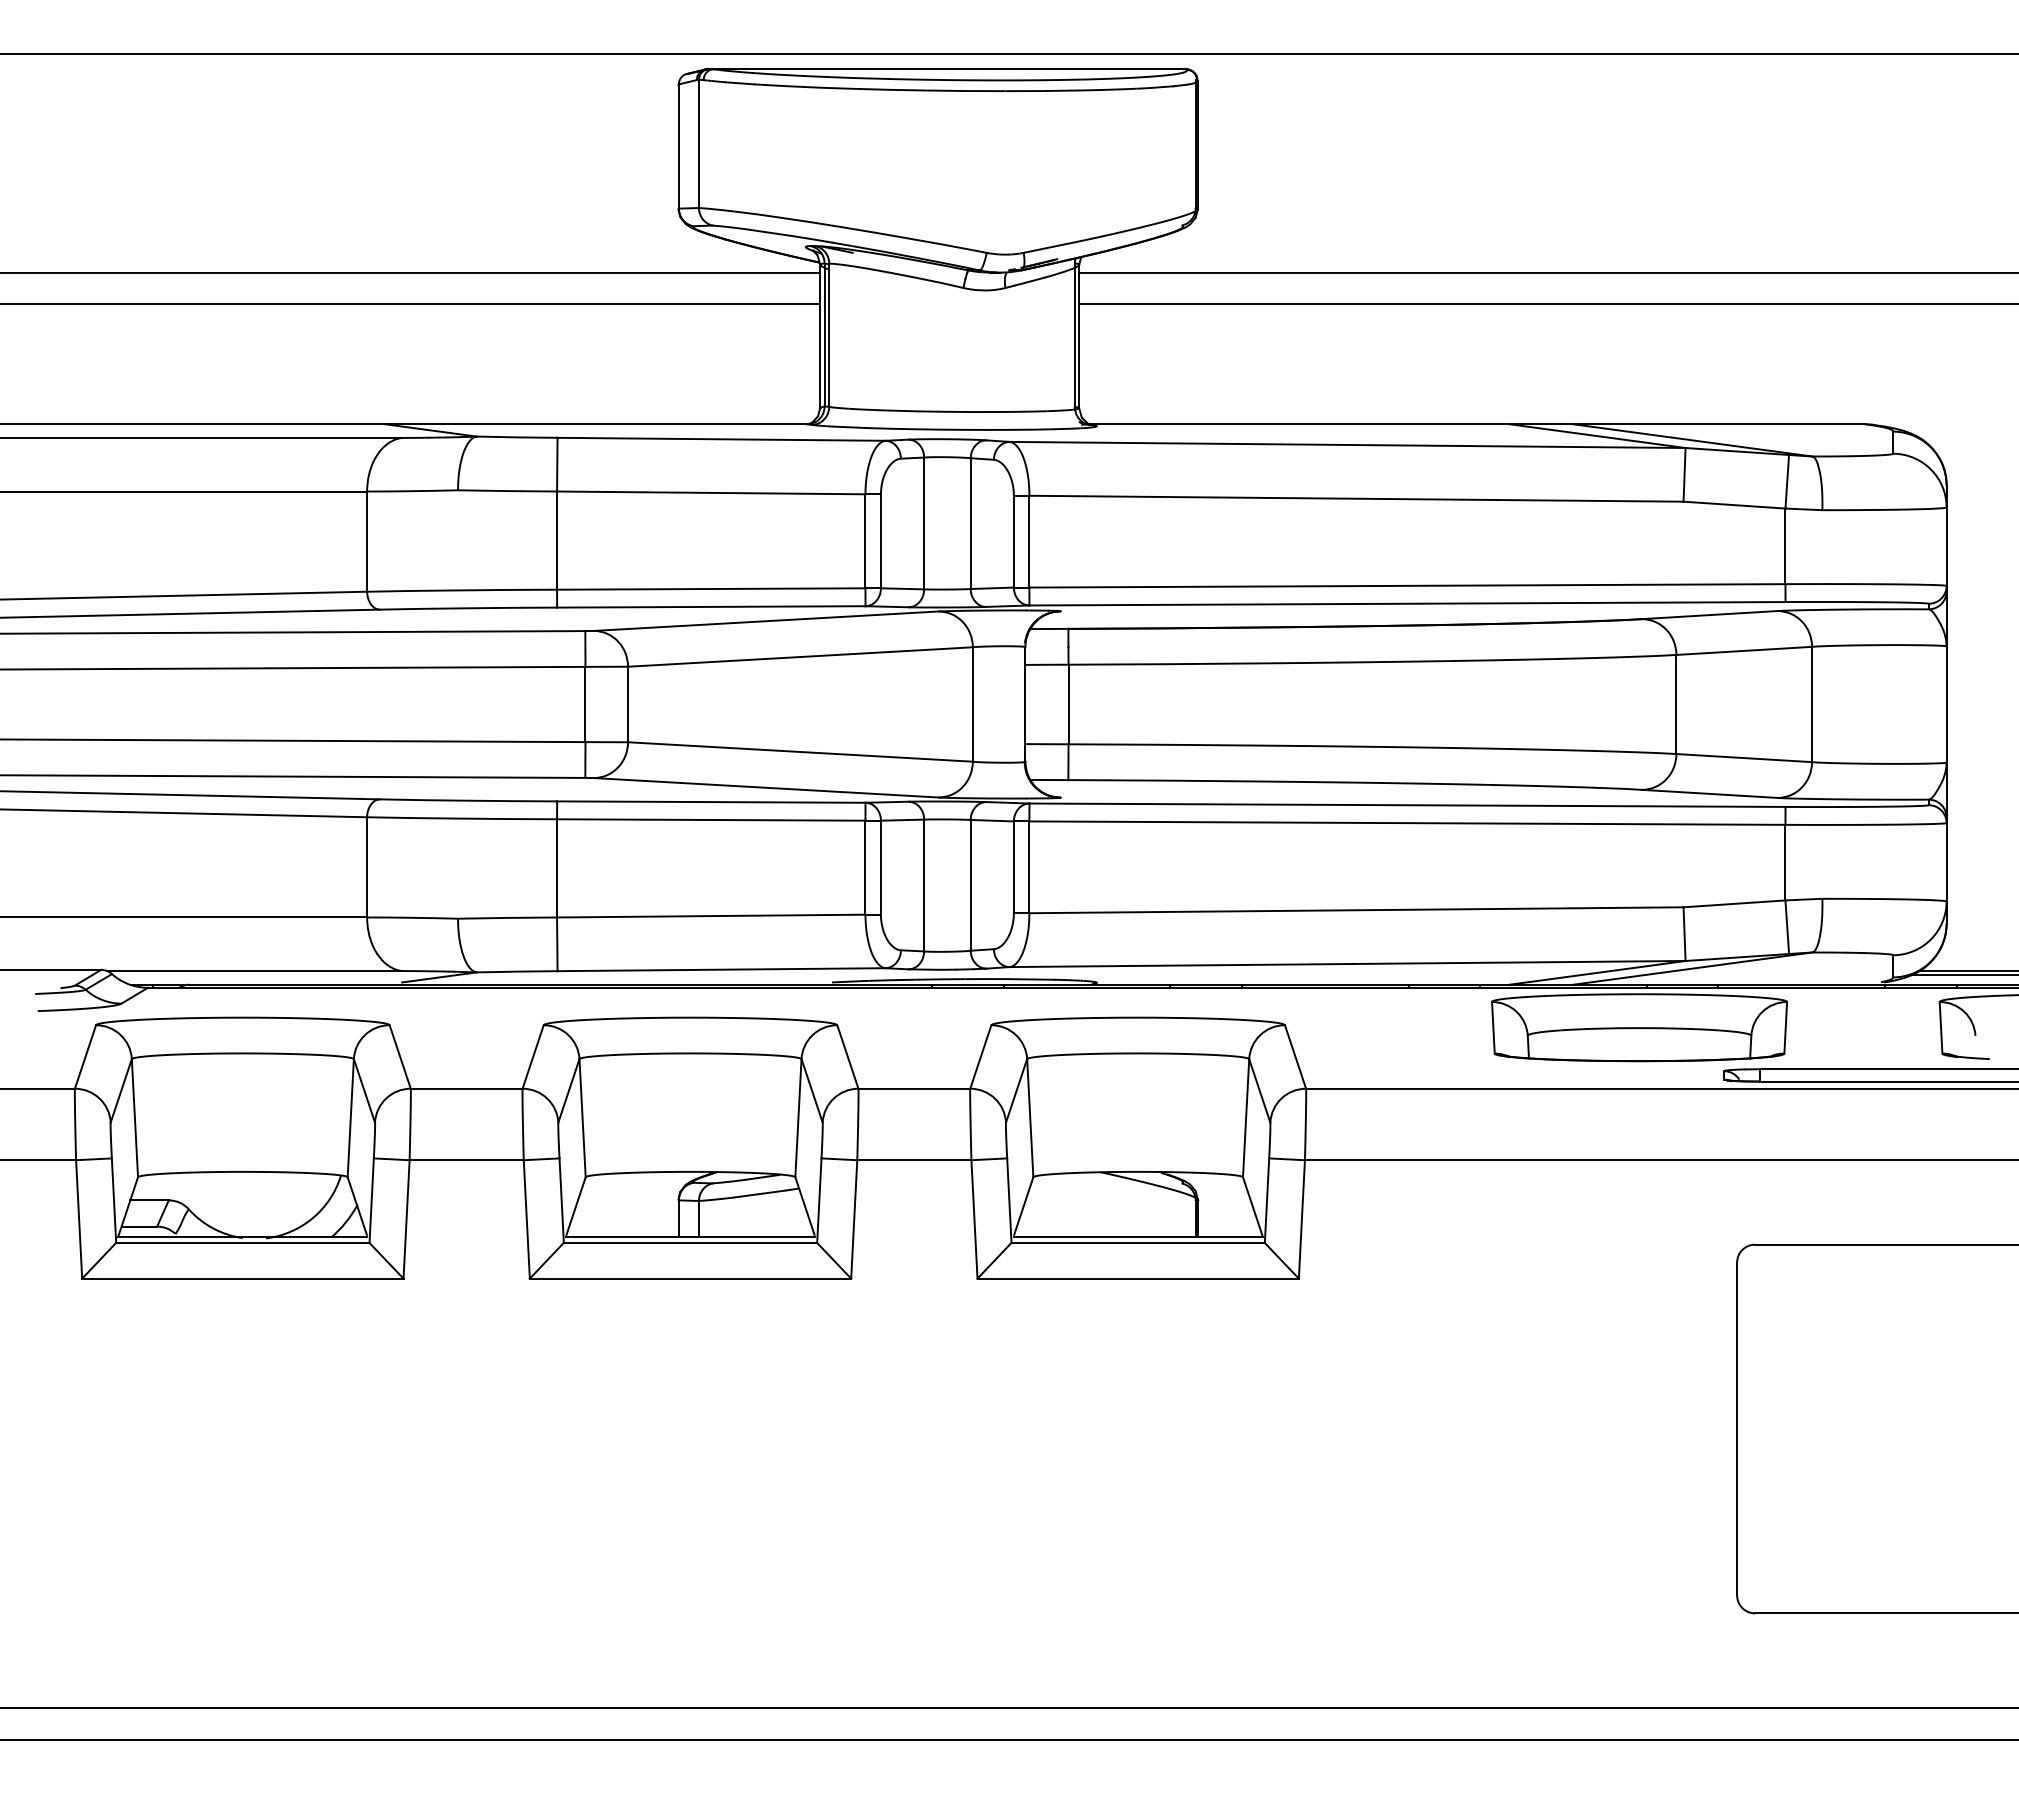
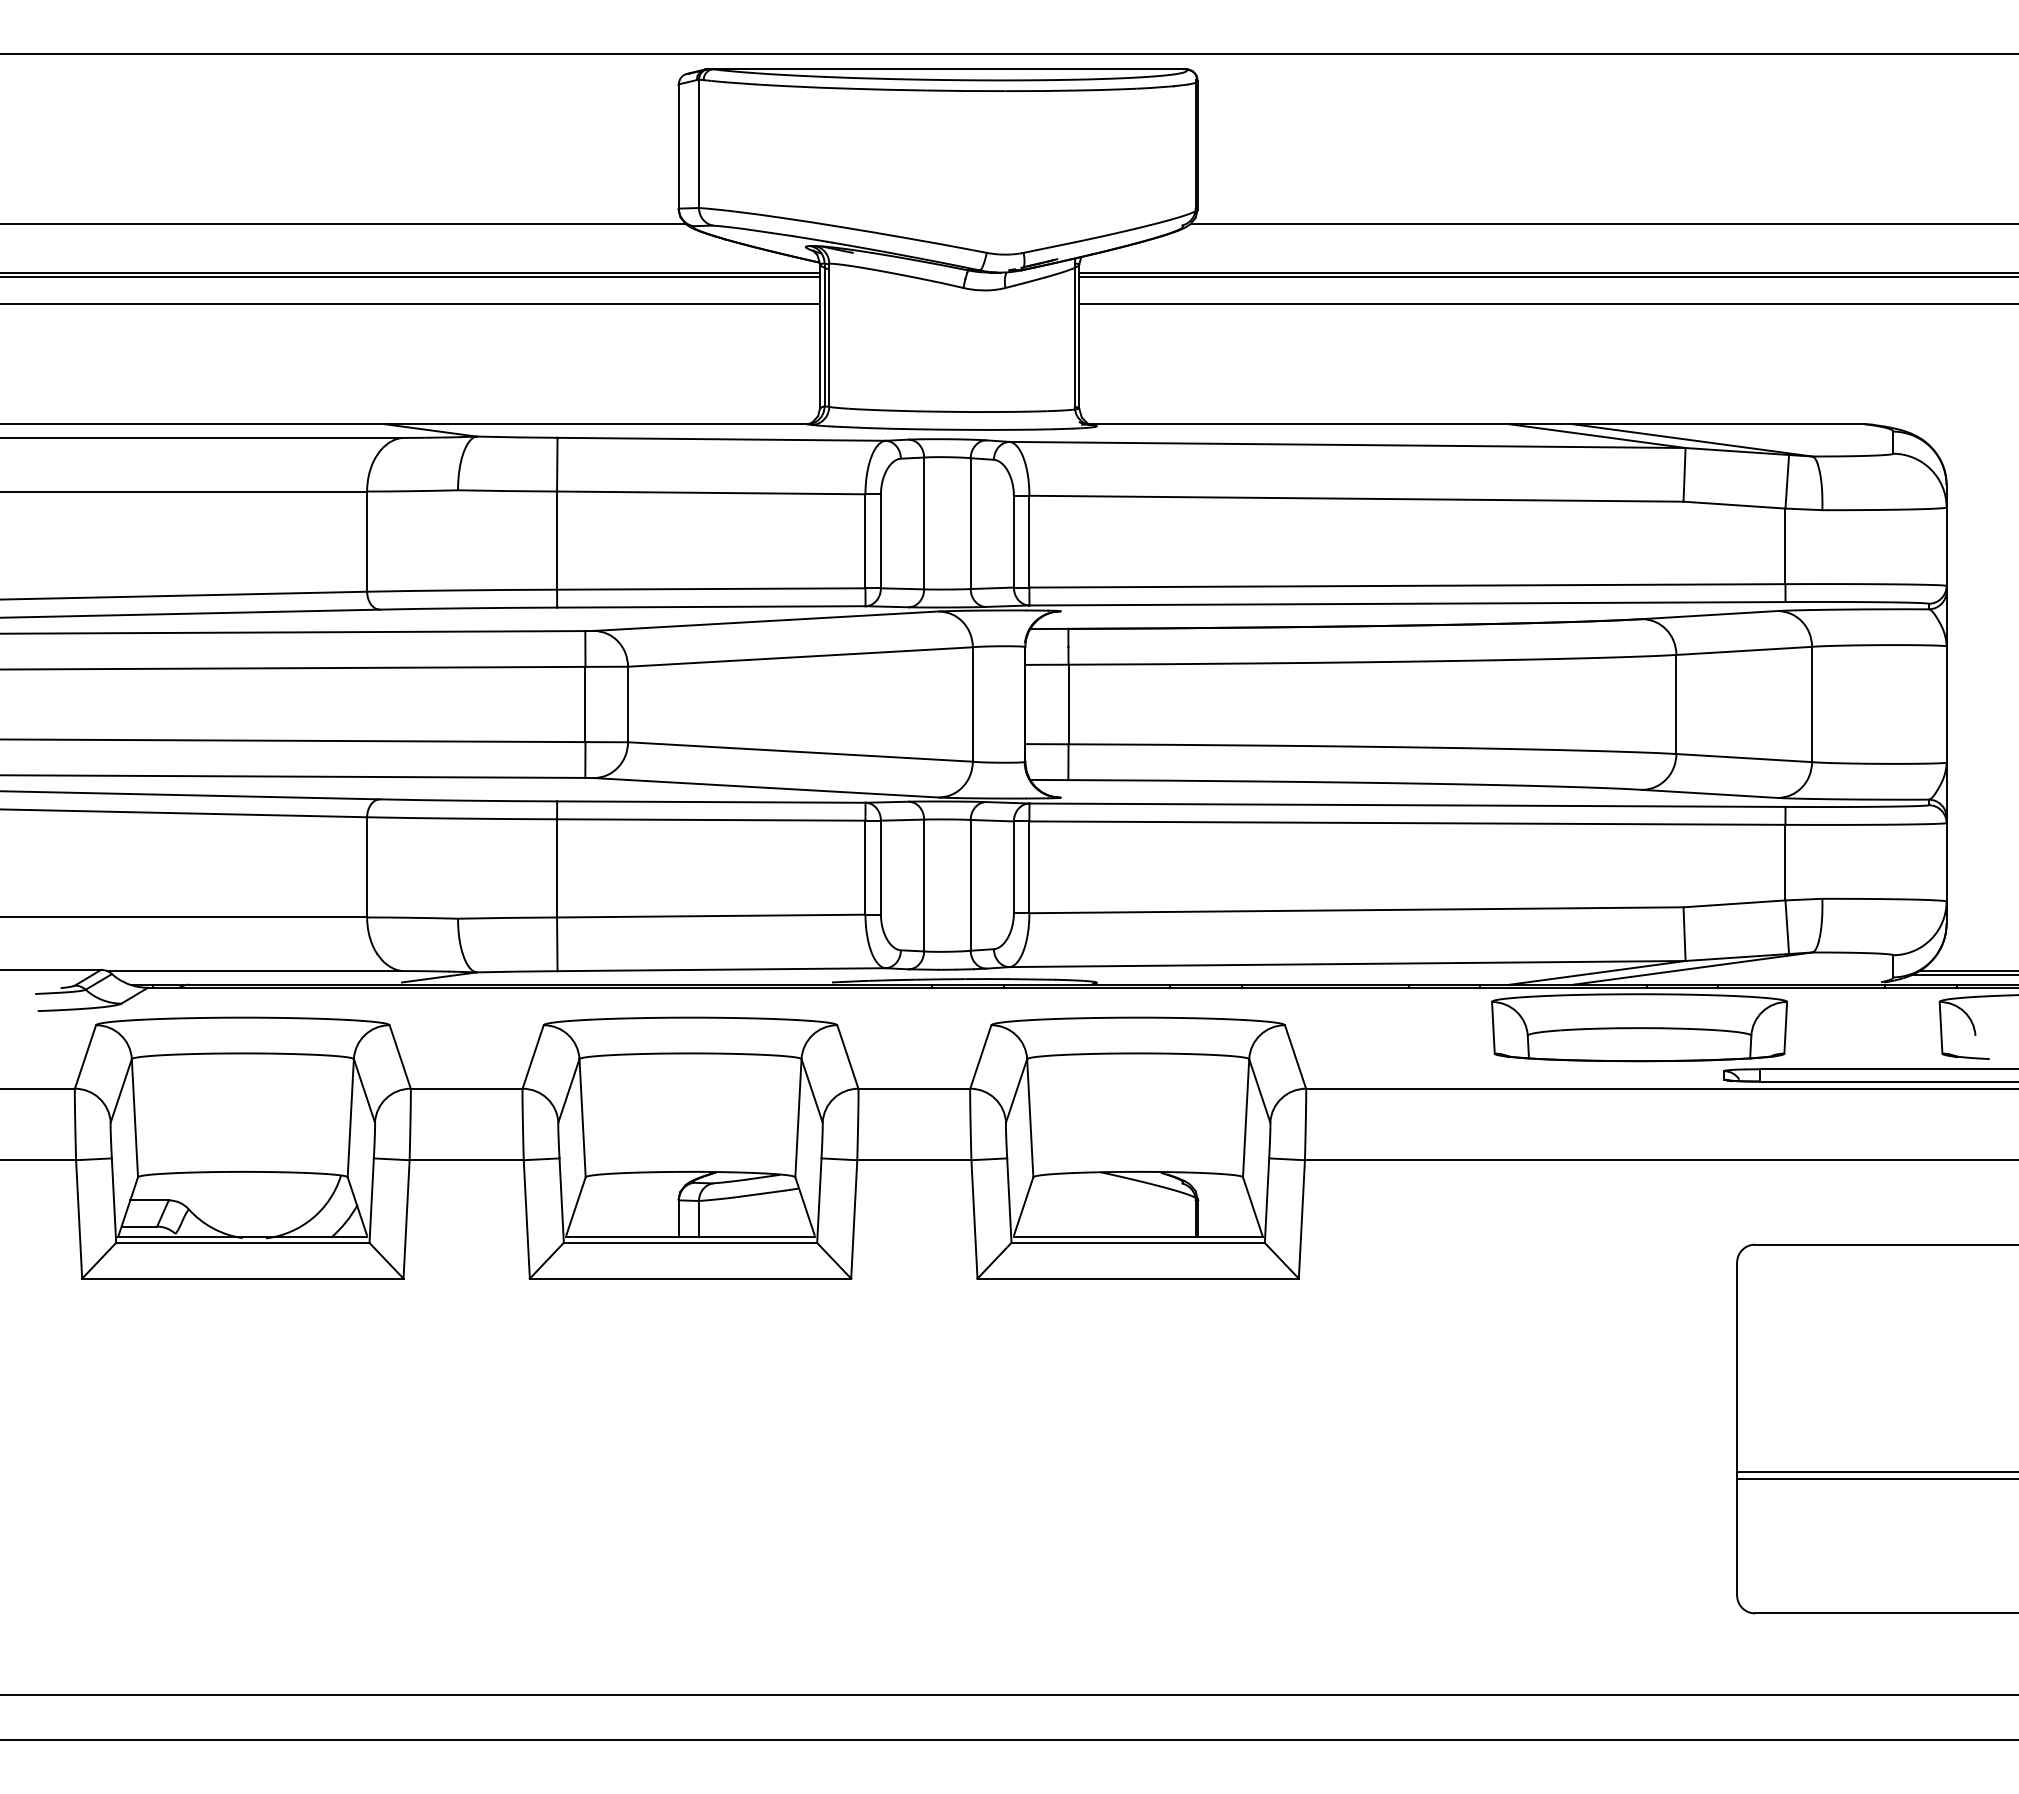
line: none -> present (343, 223)
line: none -> present (1602, 223)
line: none -> present (411, 277)
line: none -> present (1547, 277)
line: none -> present (1876, 1471)
line: none -> present (1876, 1479)
line position: (1008, 1708) -> (1008, 1695) (1008, 1695)
